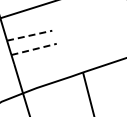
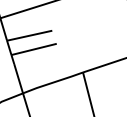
line: dashed -> solid (30, 35)
line: dashed -> solid (34, 49)
